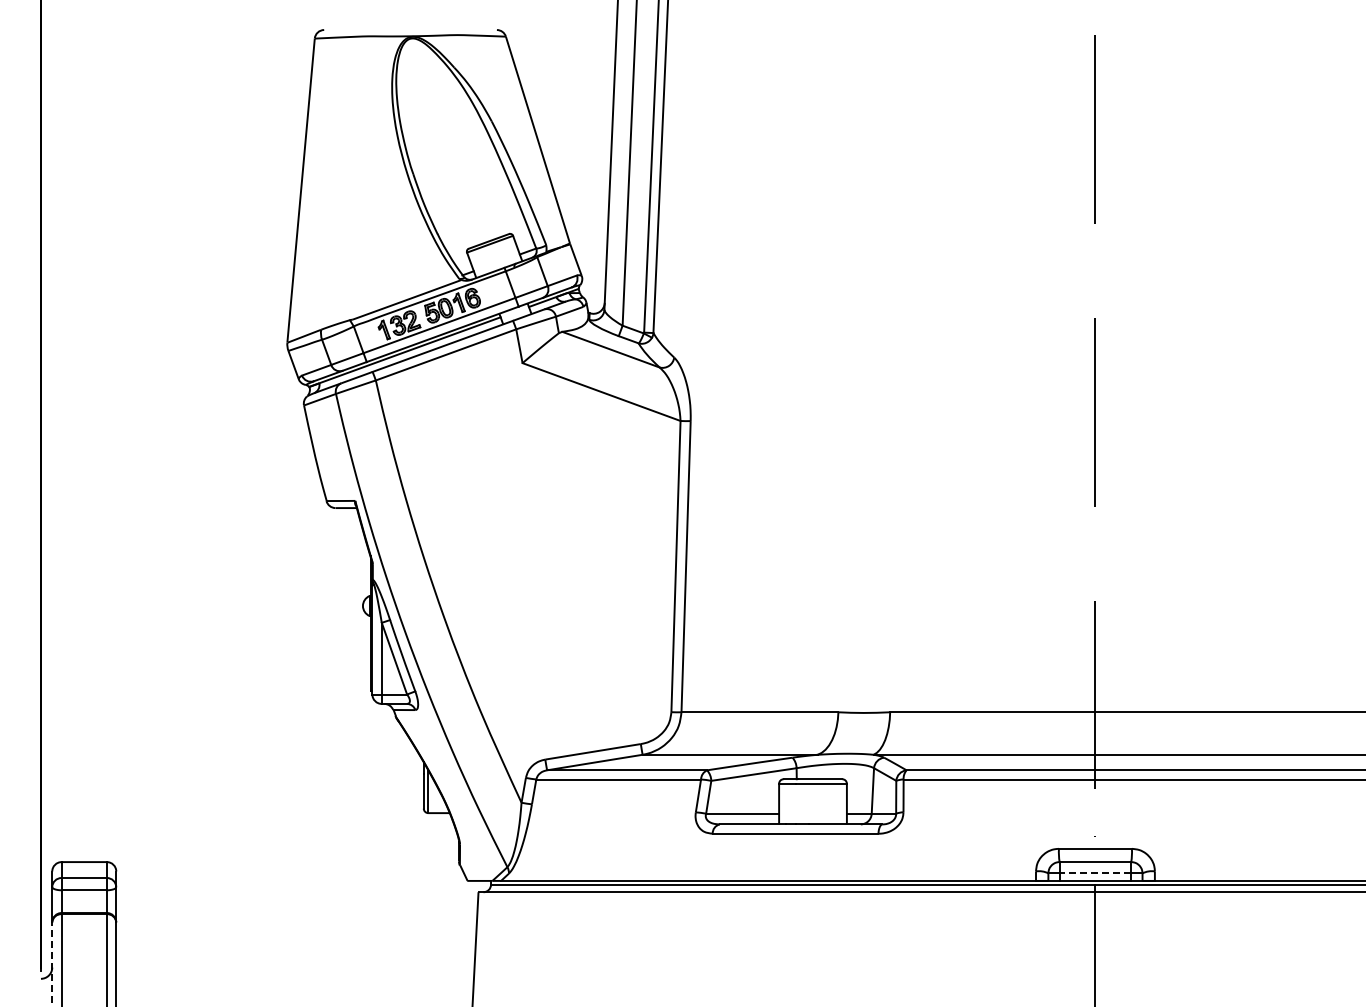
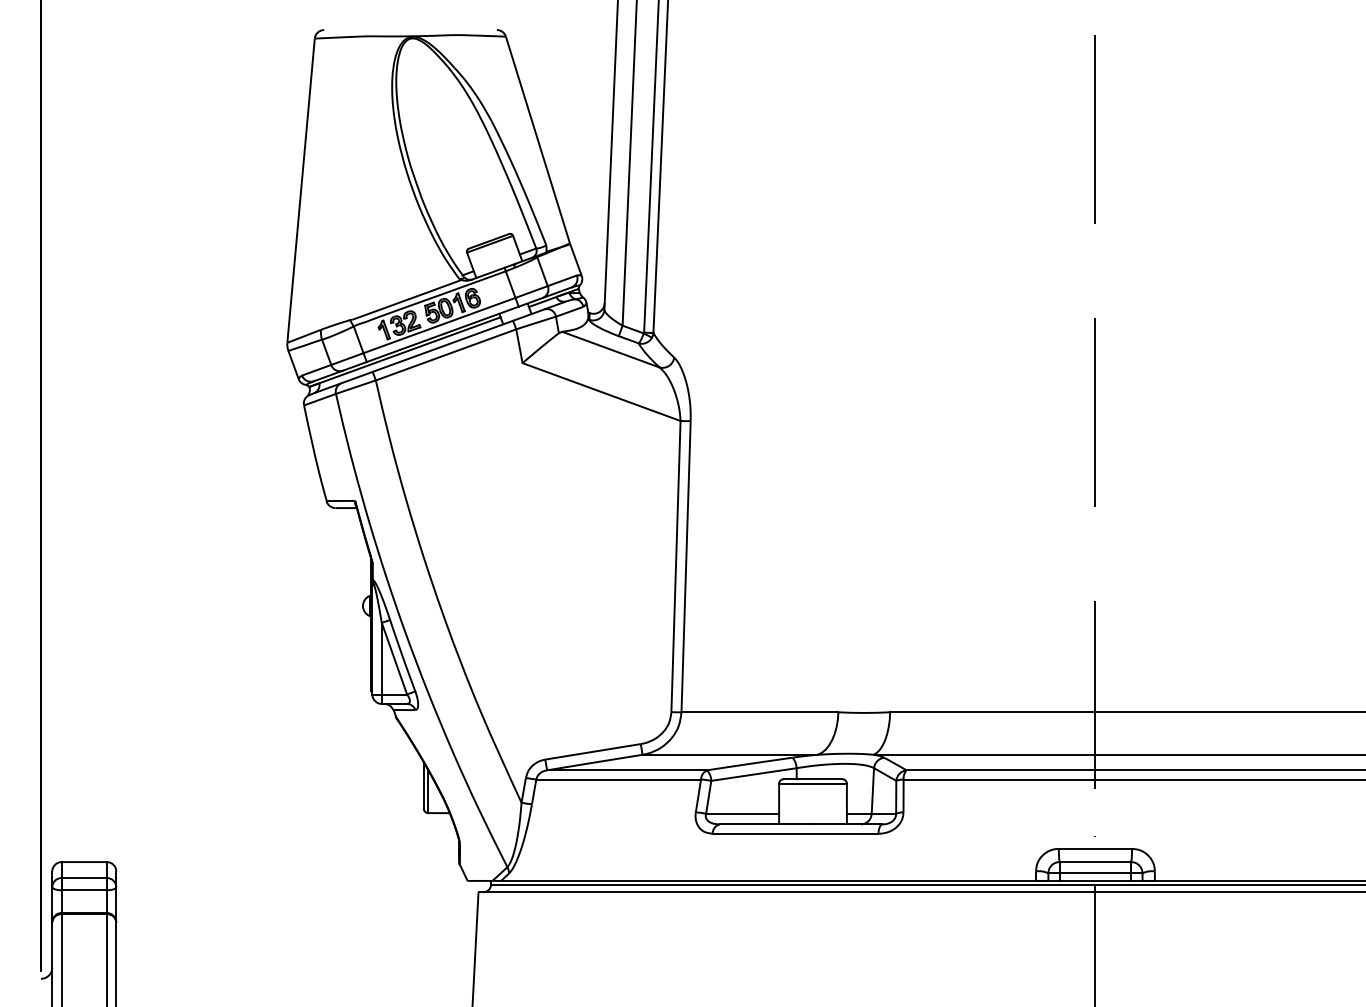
line: dashed -> solid (1095, 873)
line: dashed -> solid (52, 964)
